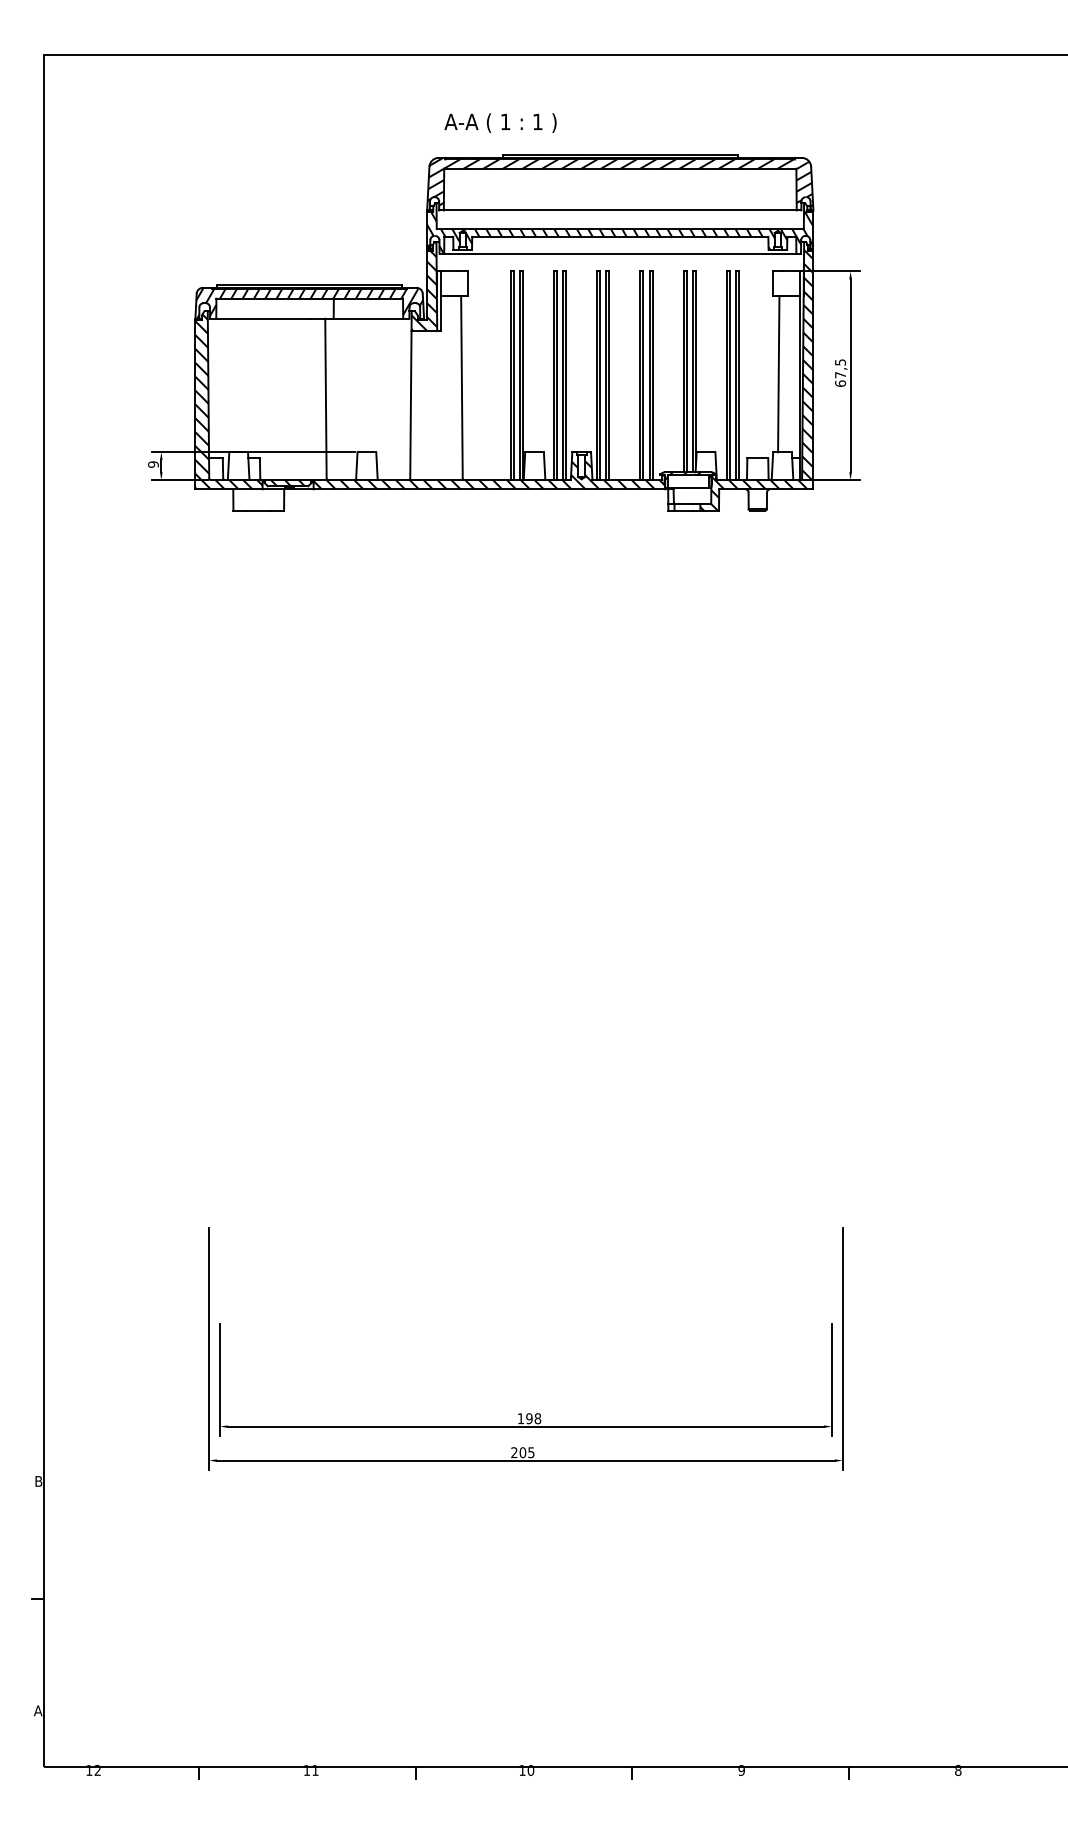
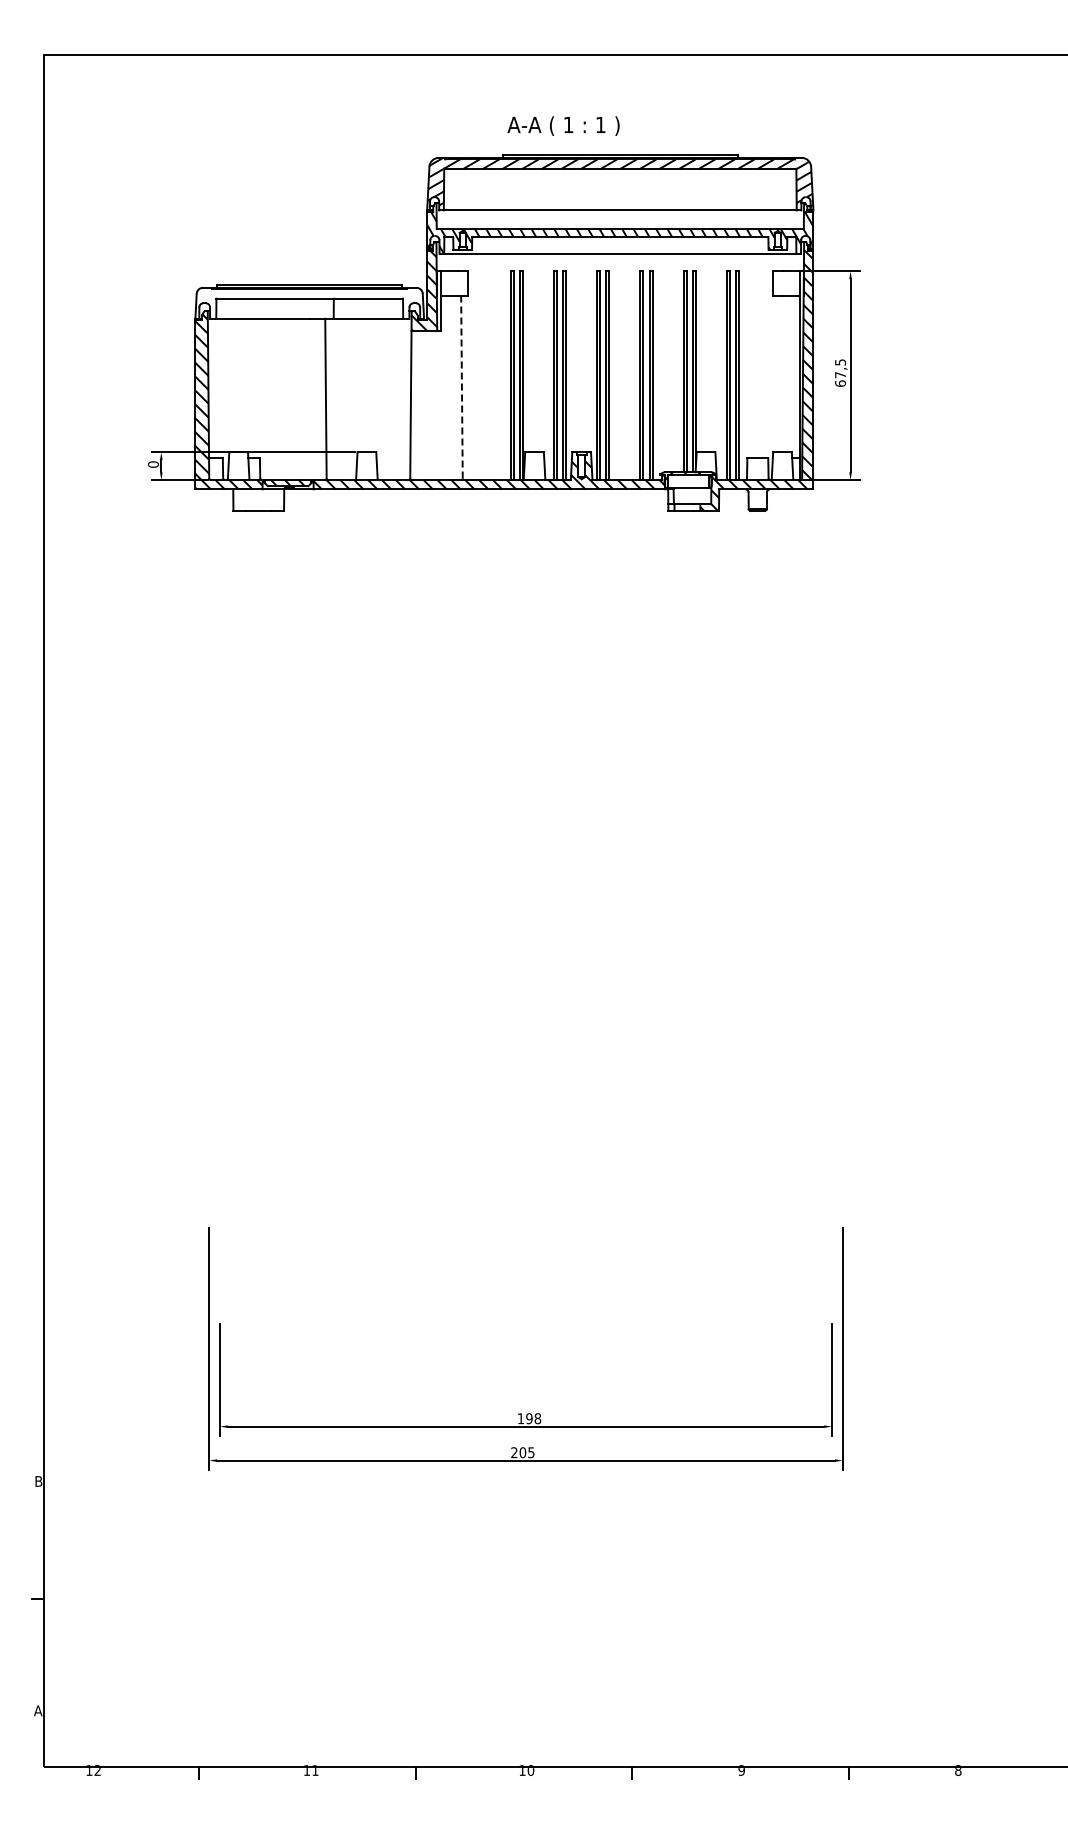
text position: (500, 122) -> (563, 125) (563, 125)
hatch: present -> none (310, 302)
line: present -> none (778, 374)
line: solid -> dashed (461, 386)
text: 9 -> 0 (153, 464)
